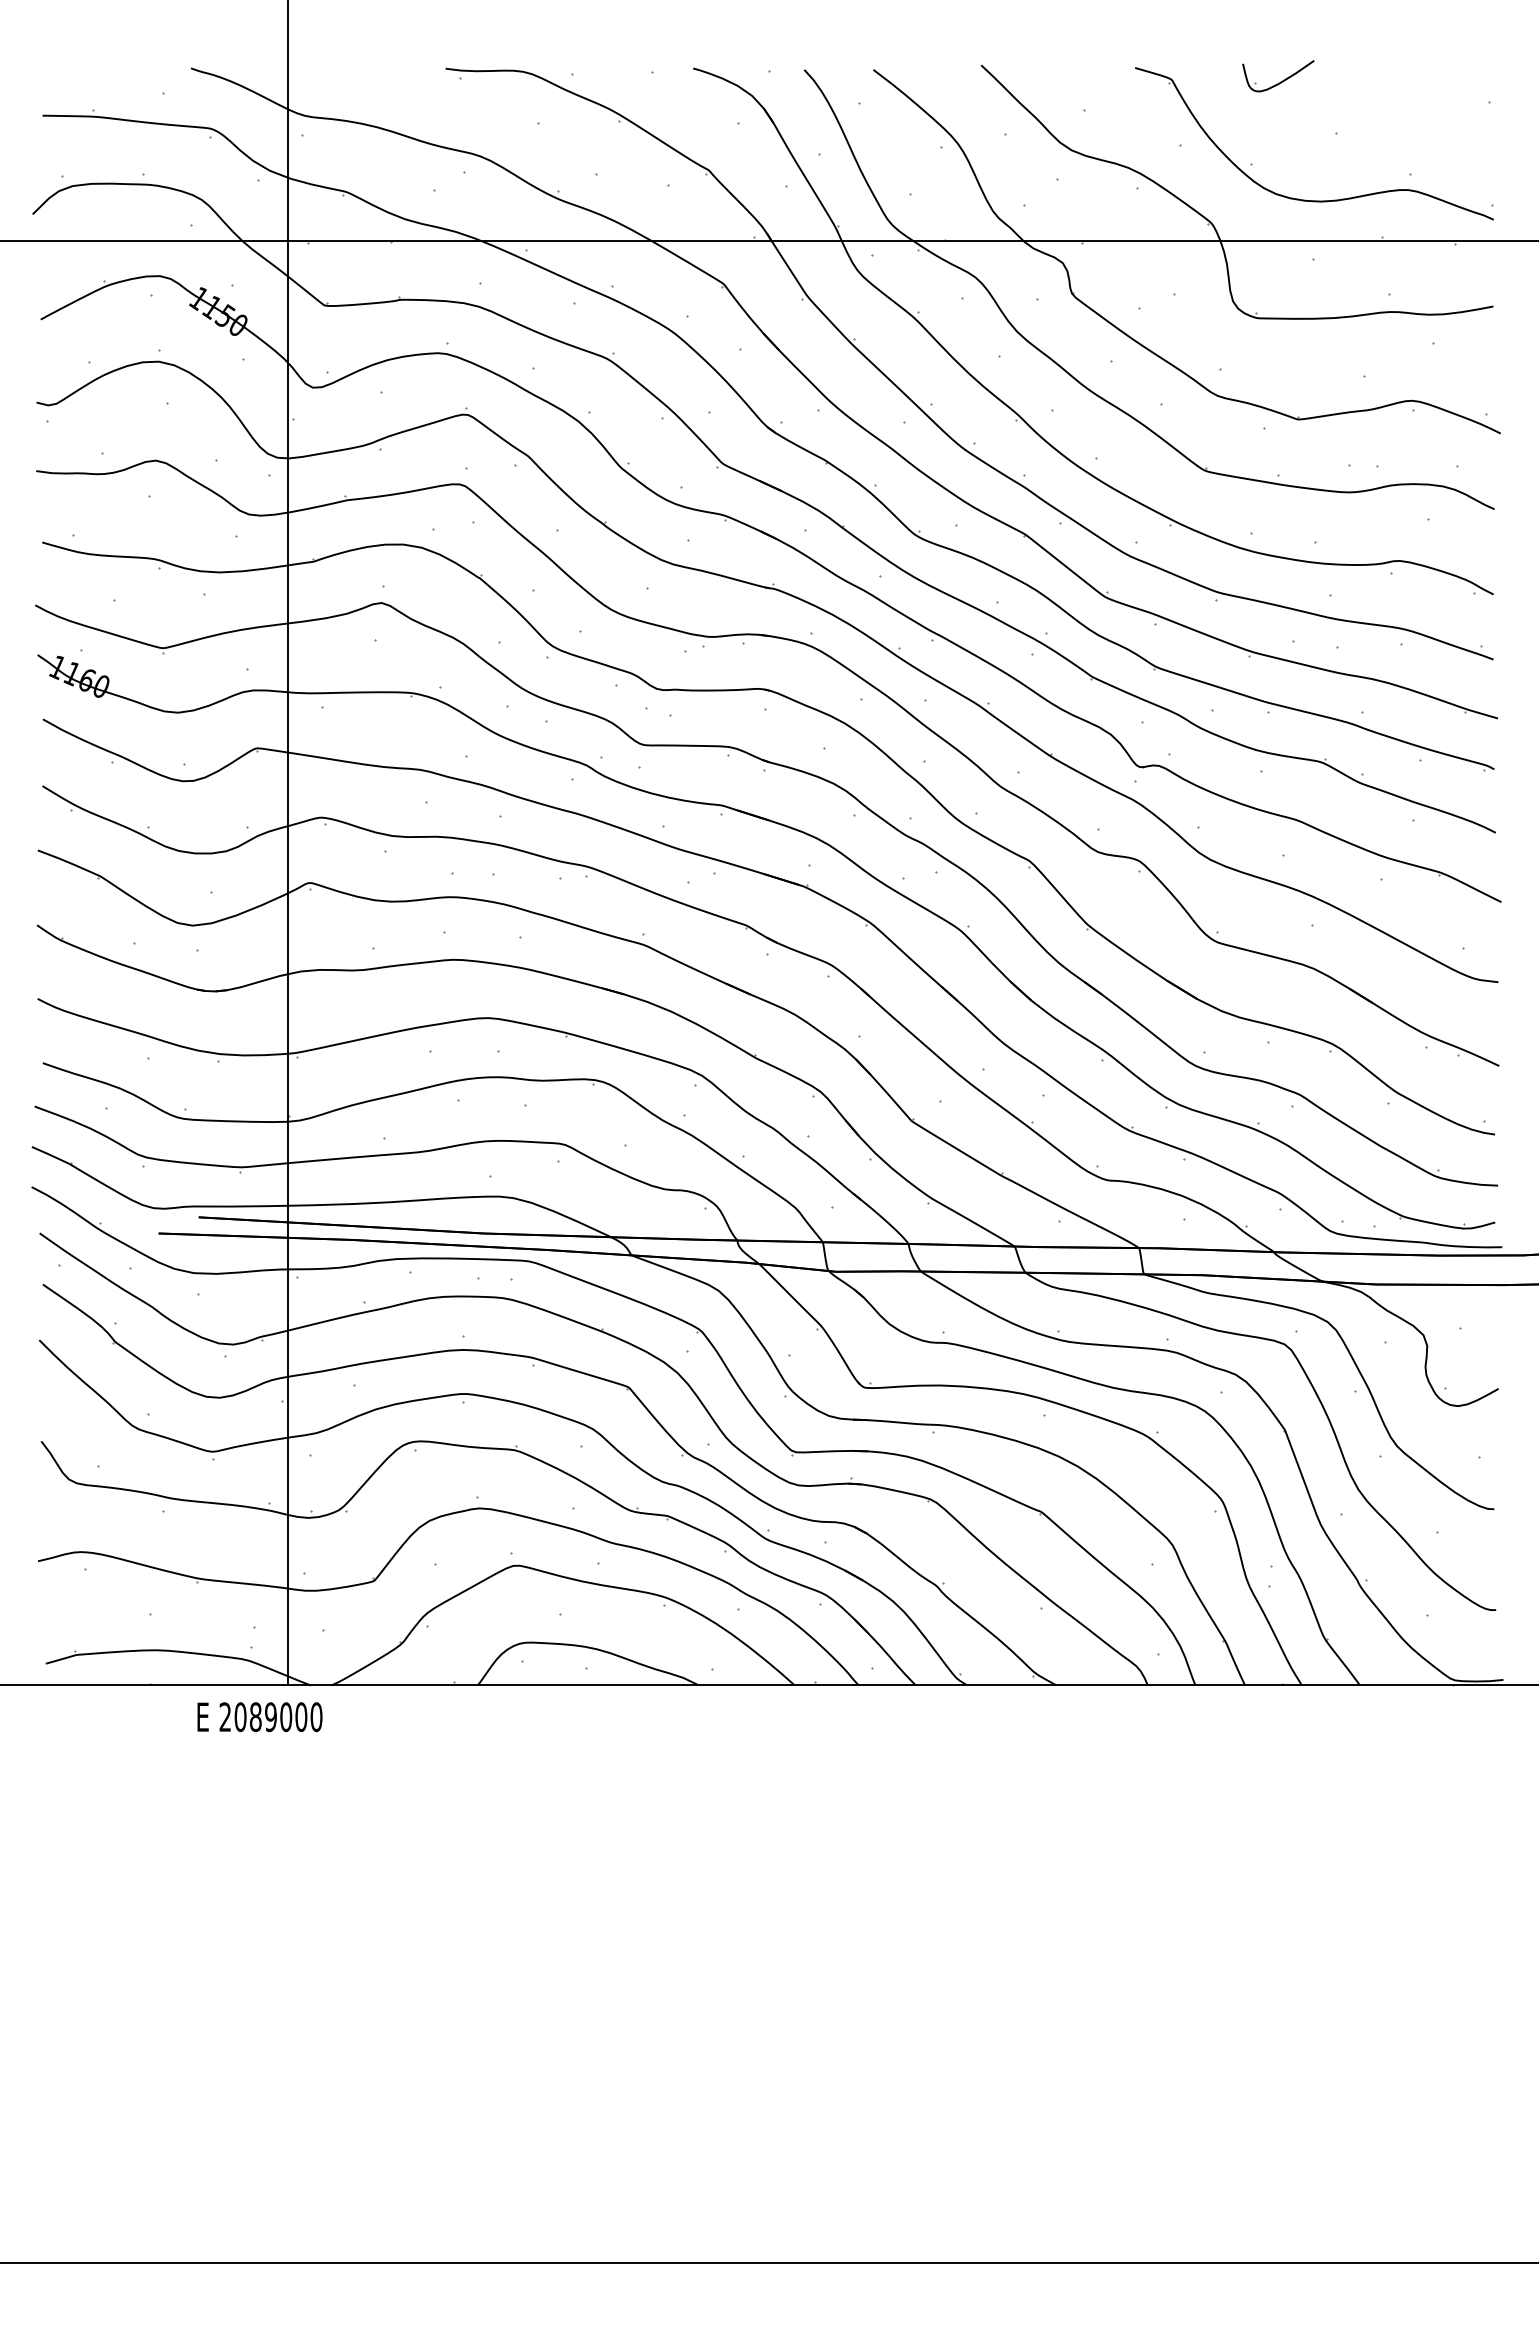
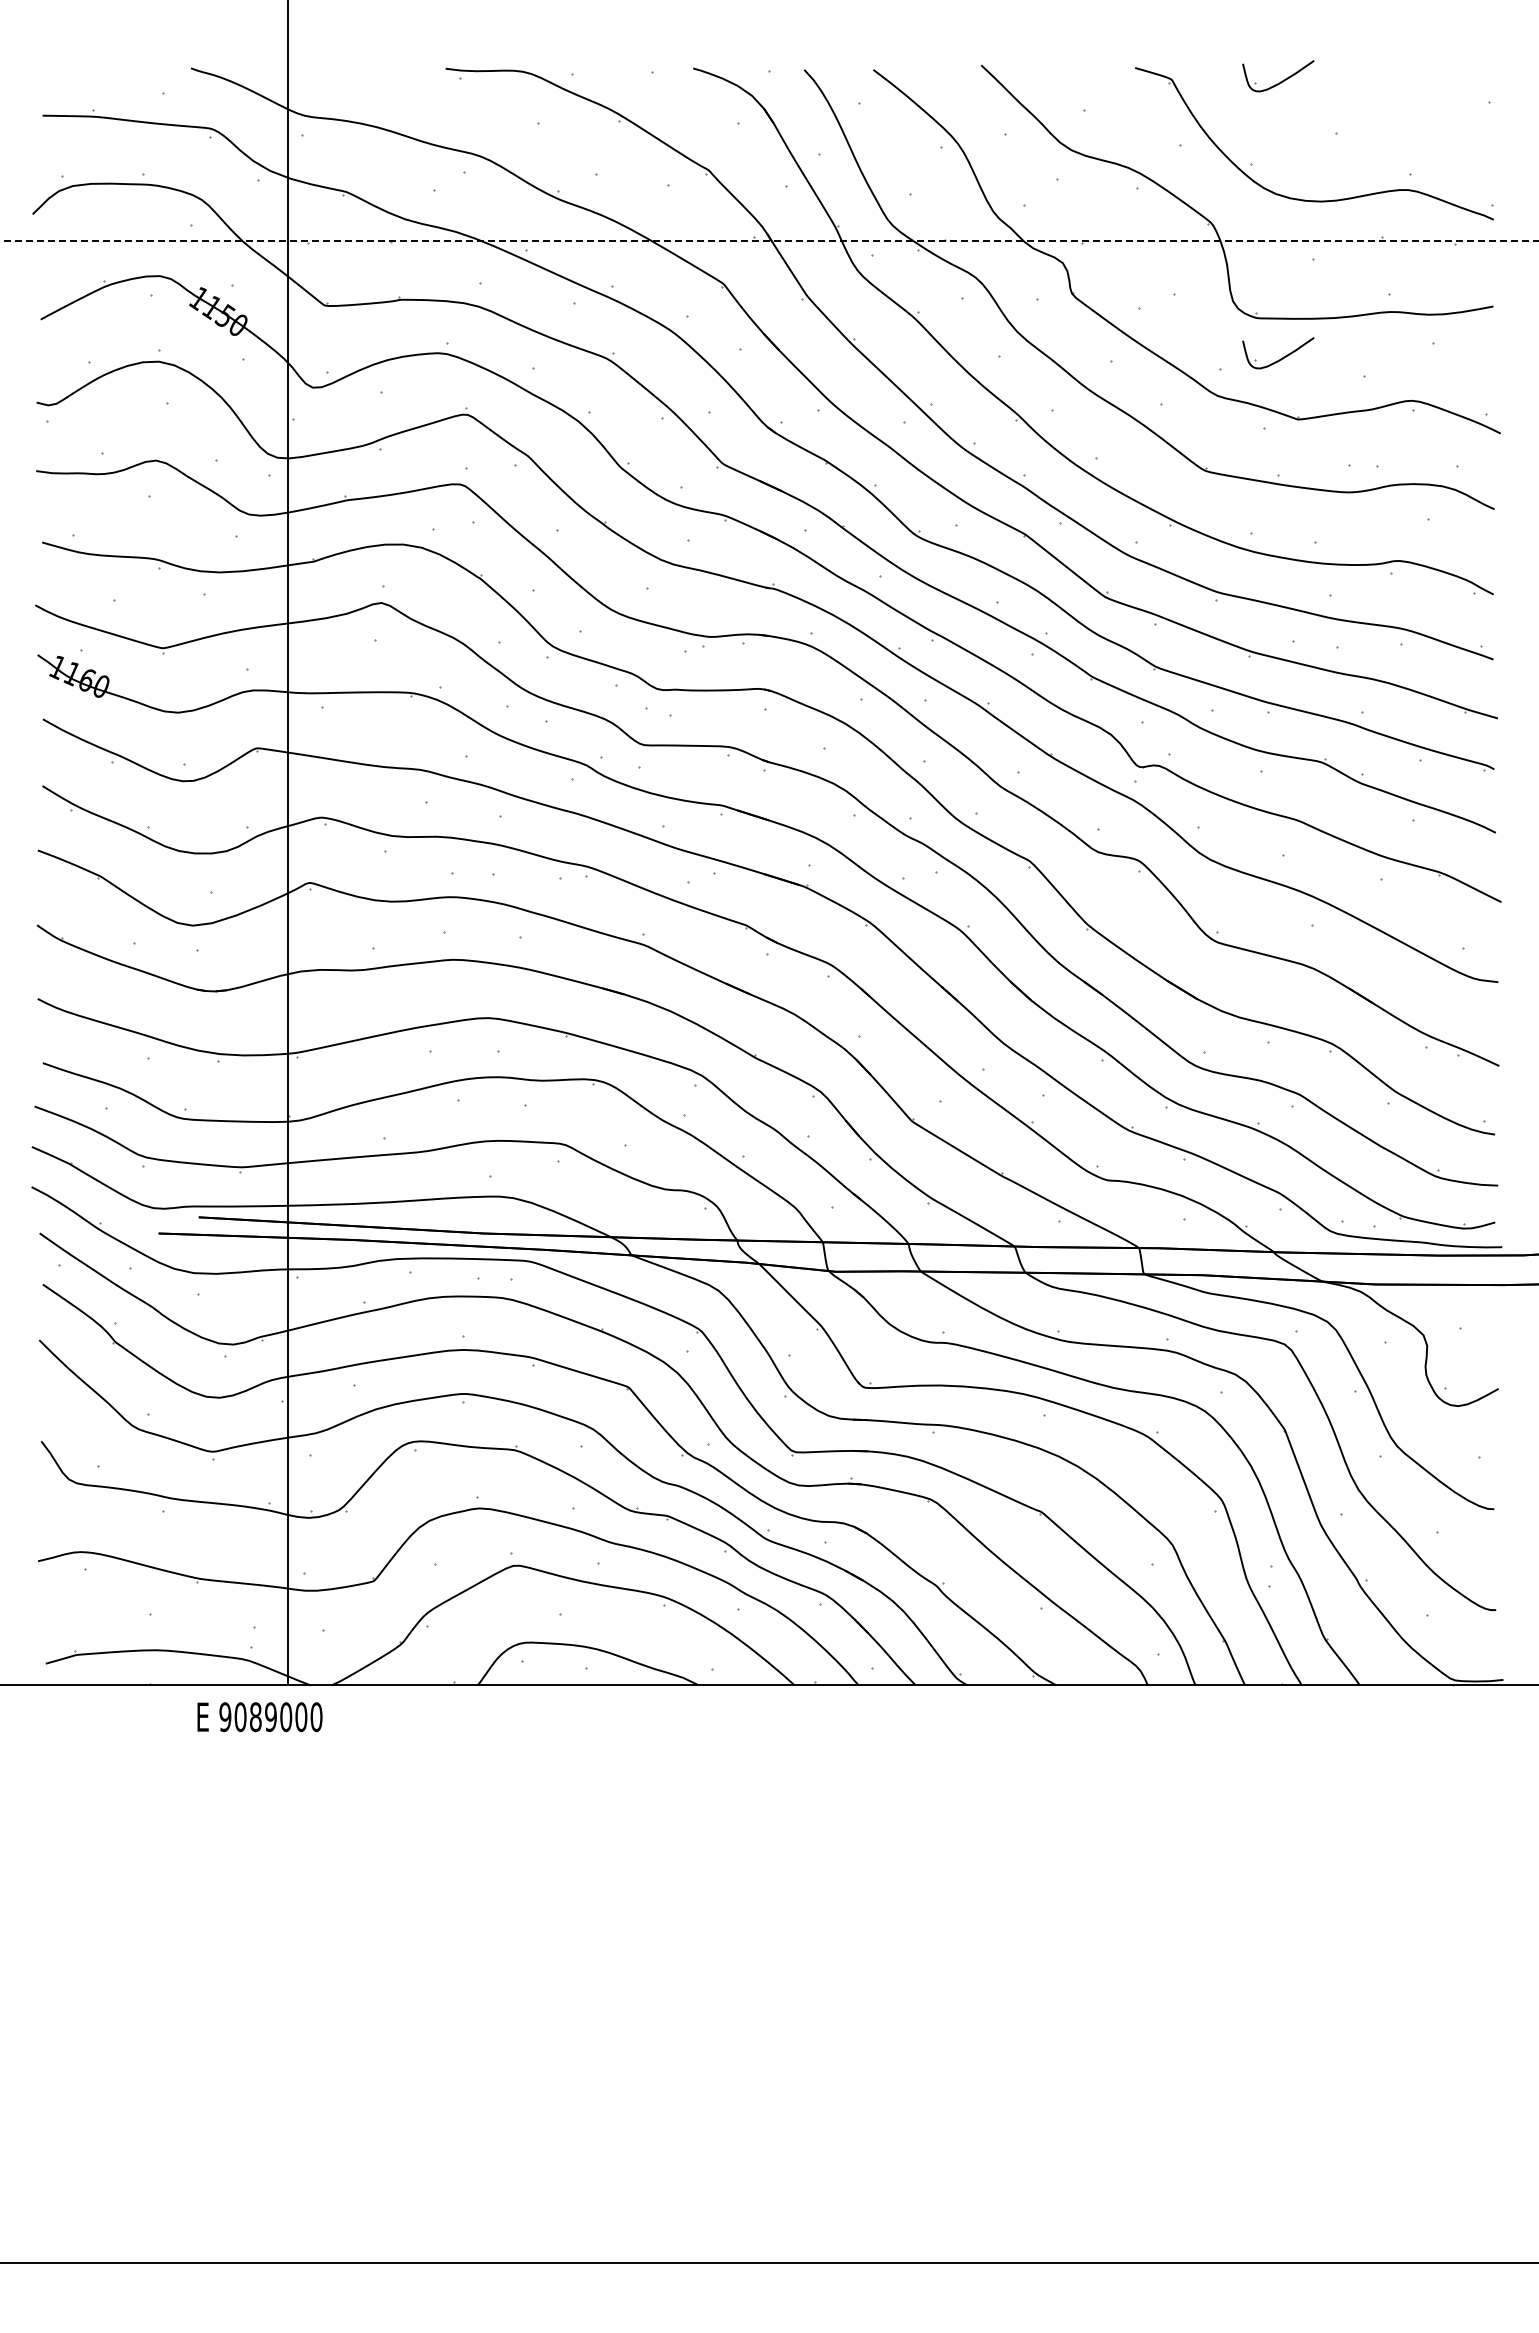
line: solid -> dashed (770, 241)
part: none -> present (1278, 353)
text: 2089000 -> 9089000 (225, 1717)
